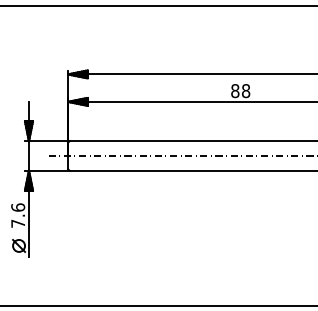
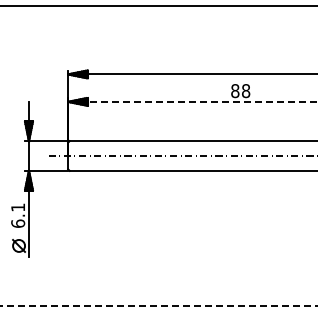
line: solid -> dashed (192, 101)
text: 7.6 -> 6.1 (18, 215)
line: solid -> dashed (159, 306)
